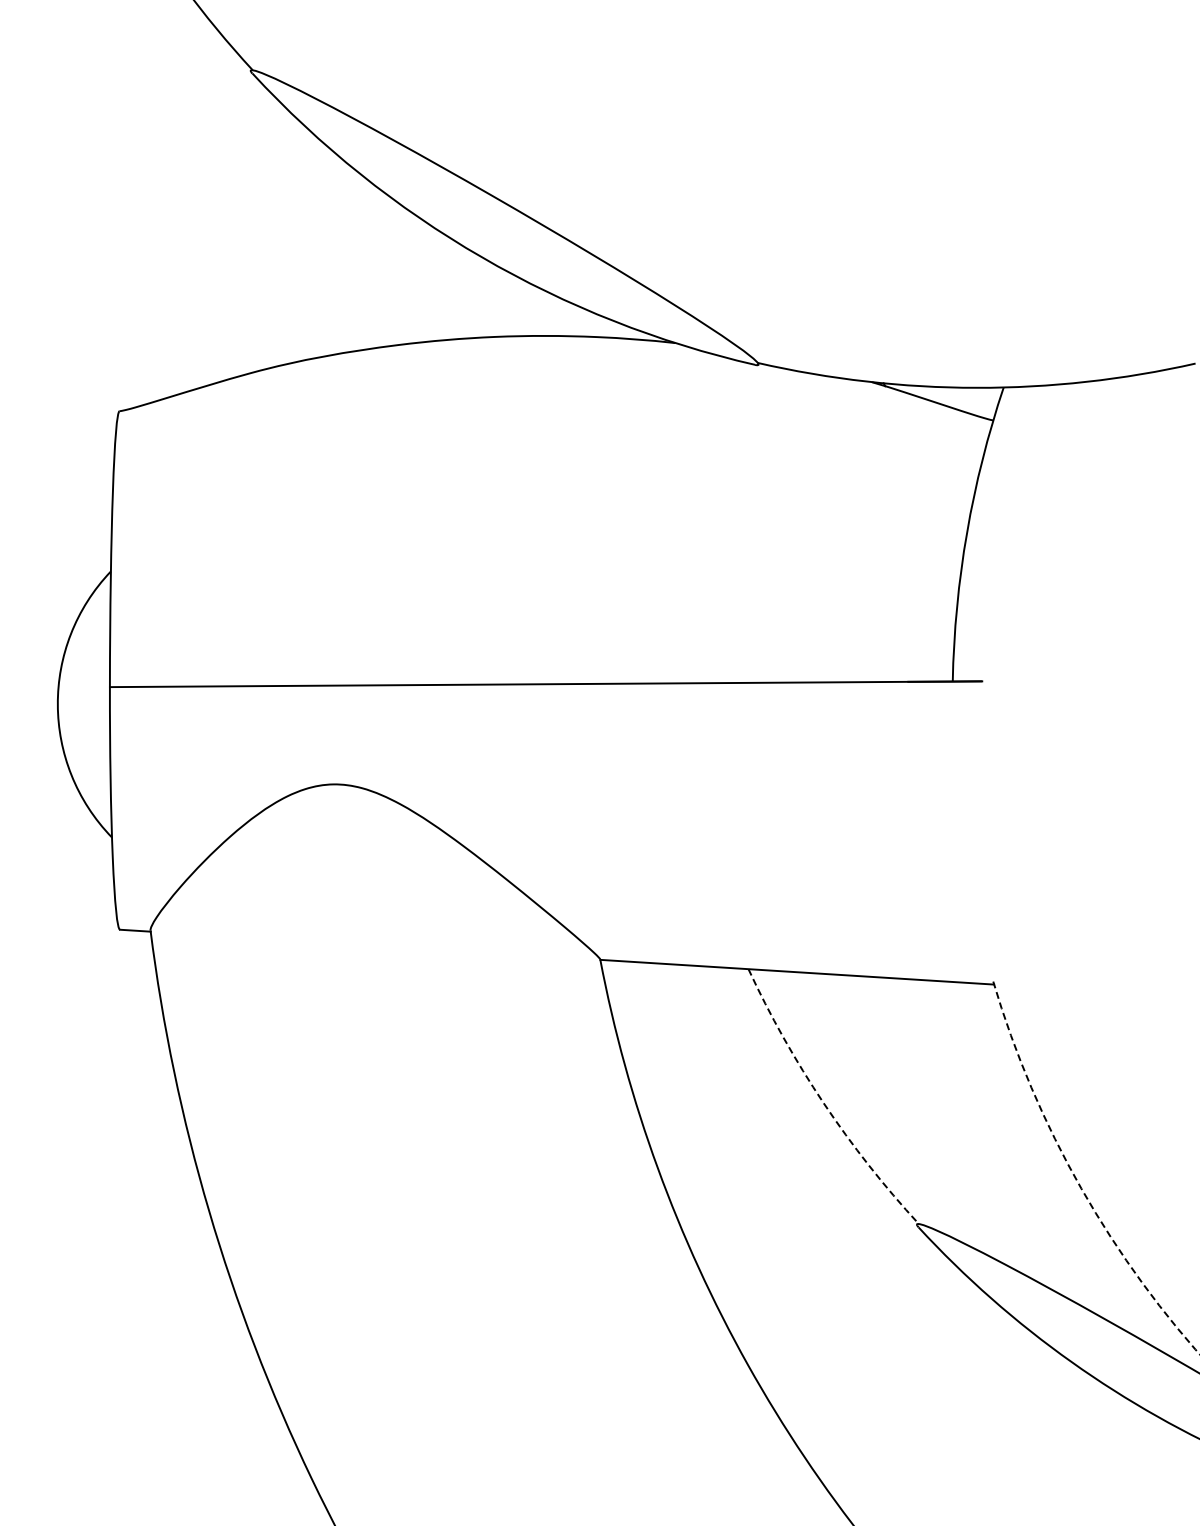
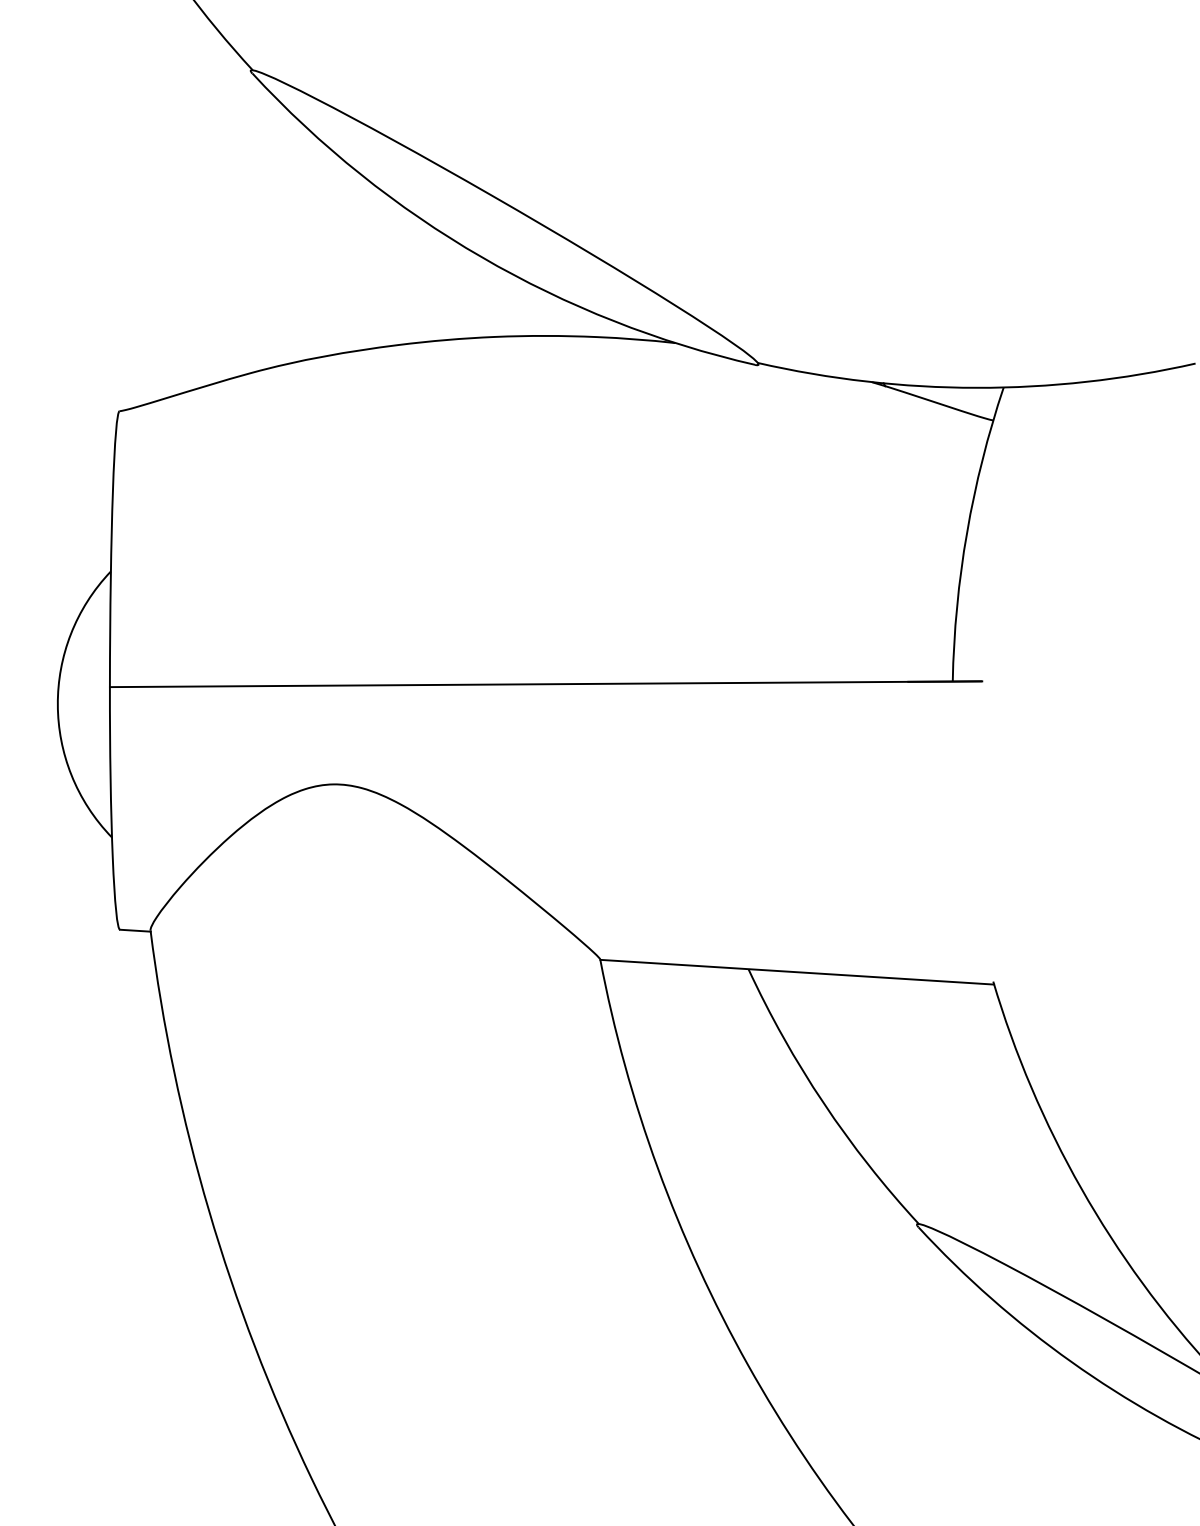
arc: dashed -> solid (823, 1103)
arc: dashed -> solid (1076, 1180)
